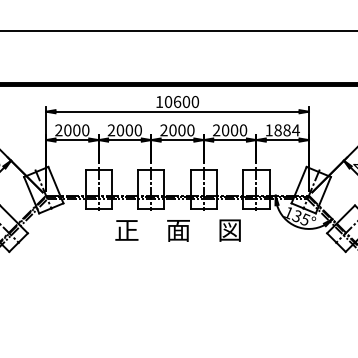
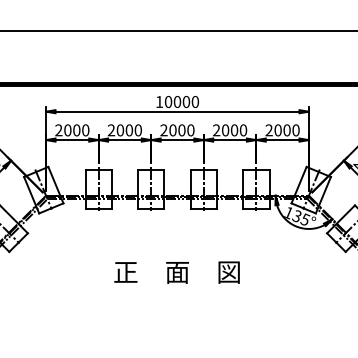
text: 10600 -> 10000 (177, 101)
text: 1884 -> 2000 (282, 130)
text position: (177, 230) -> (176, 272) (176, 272)
